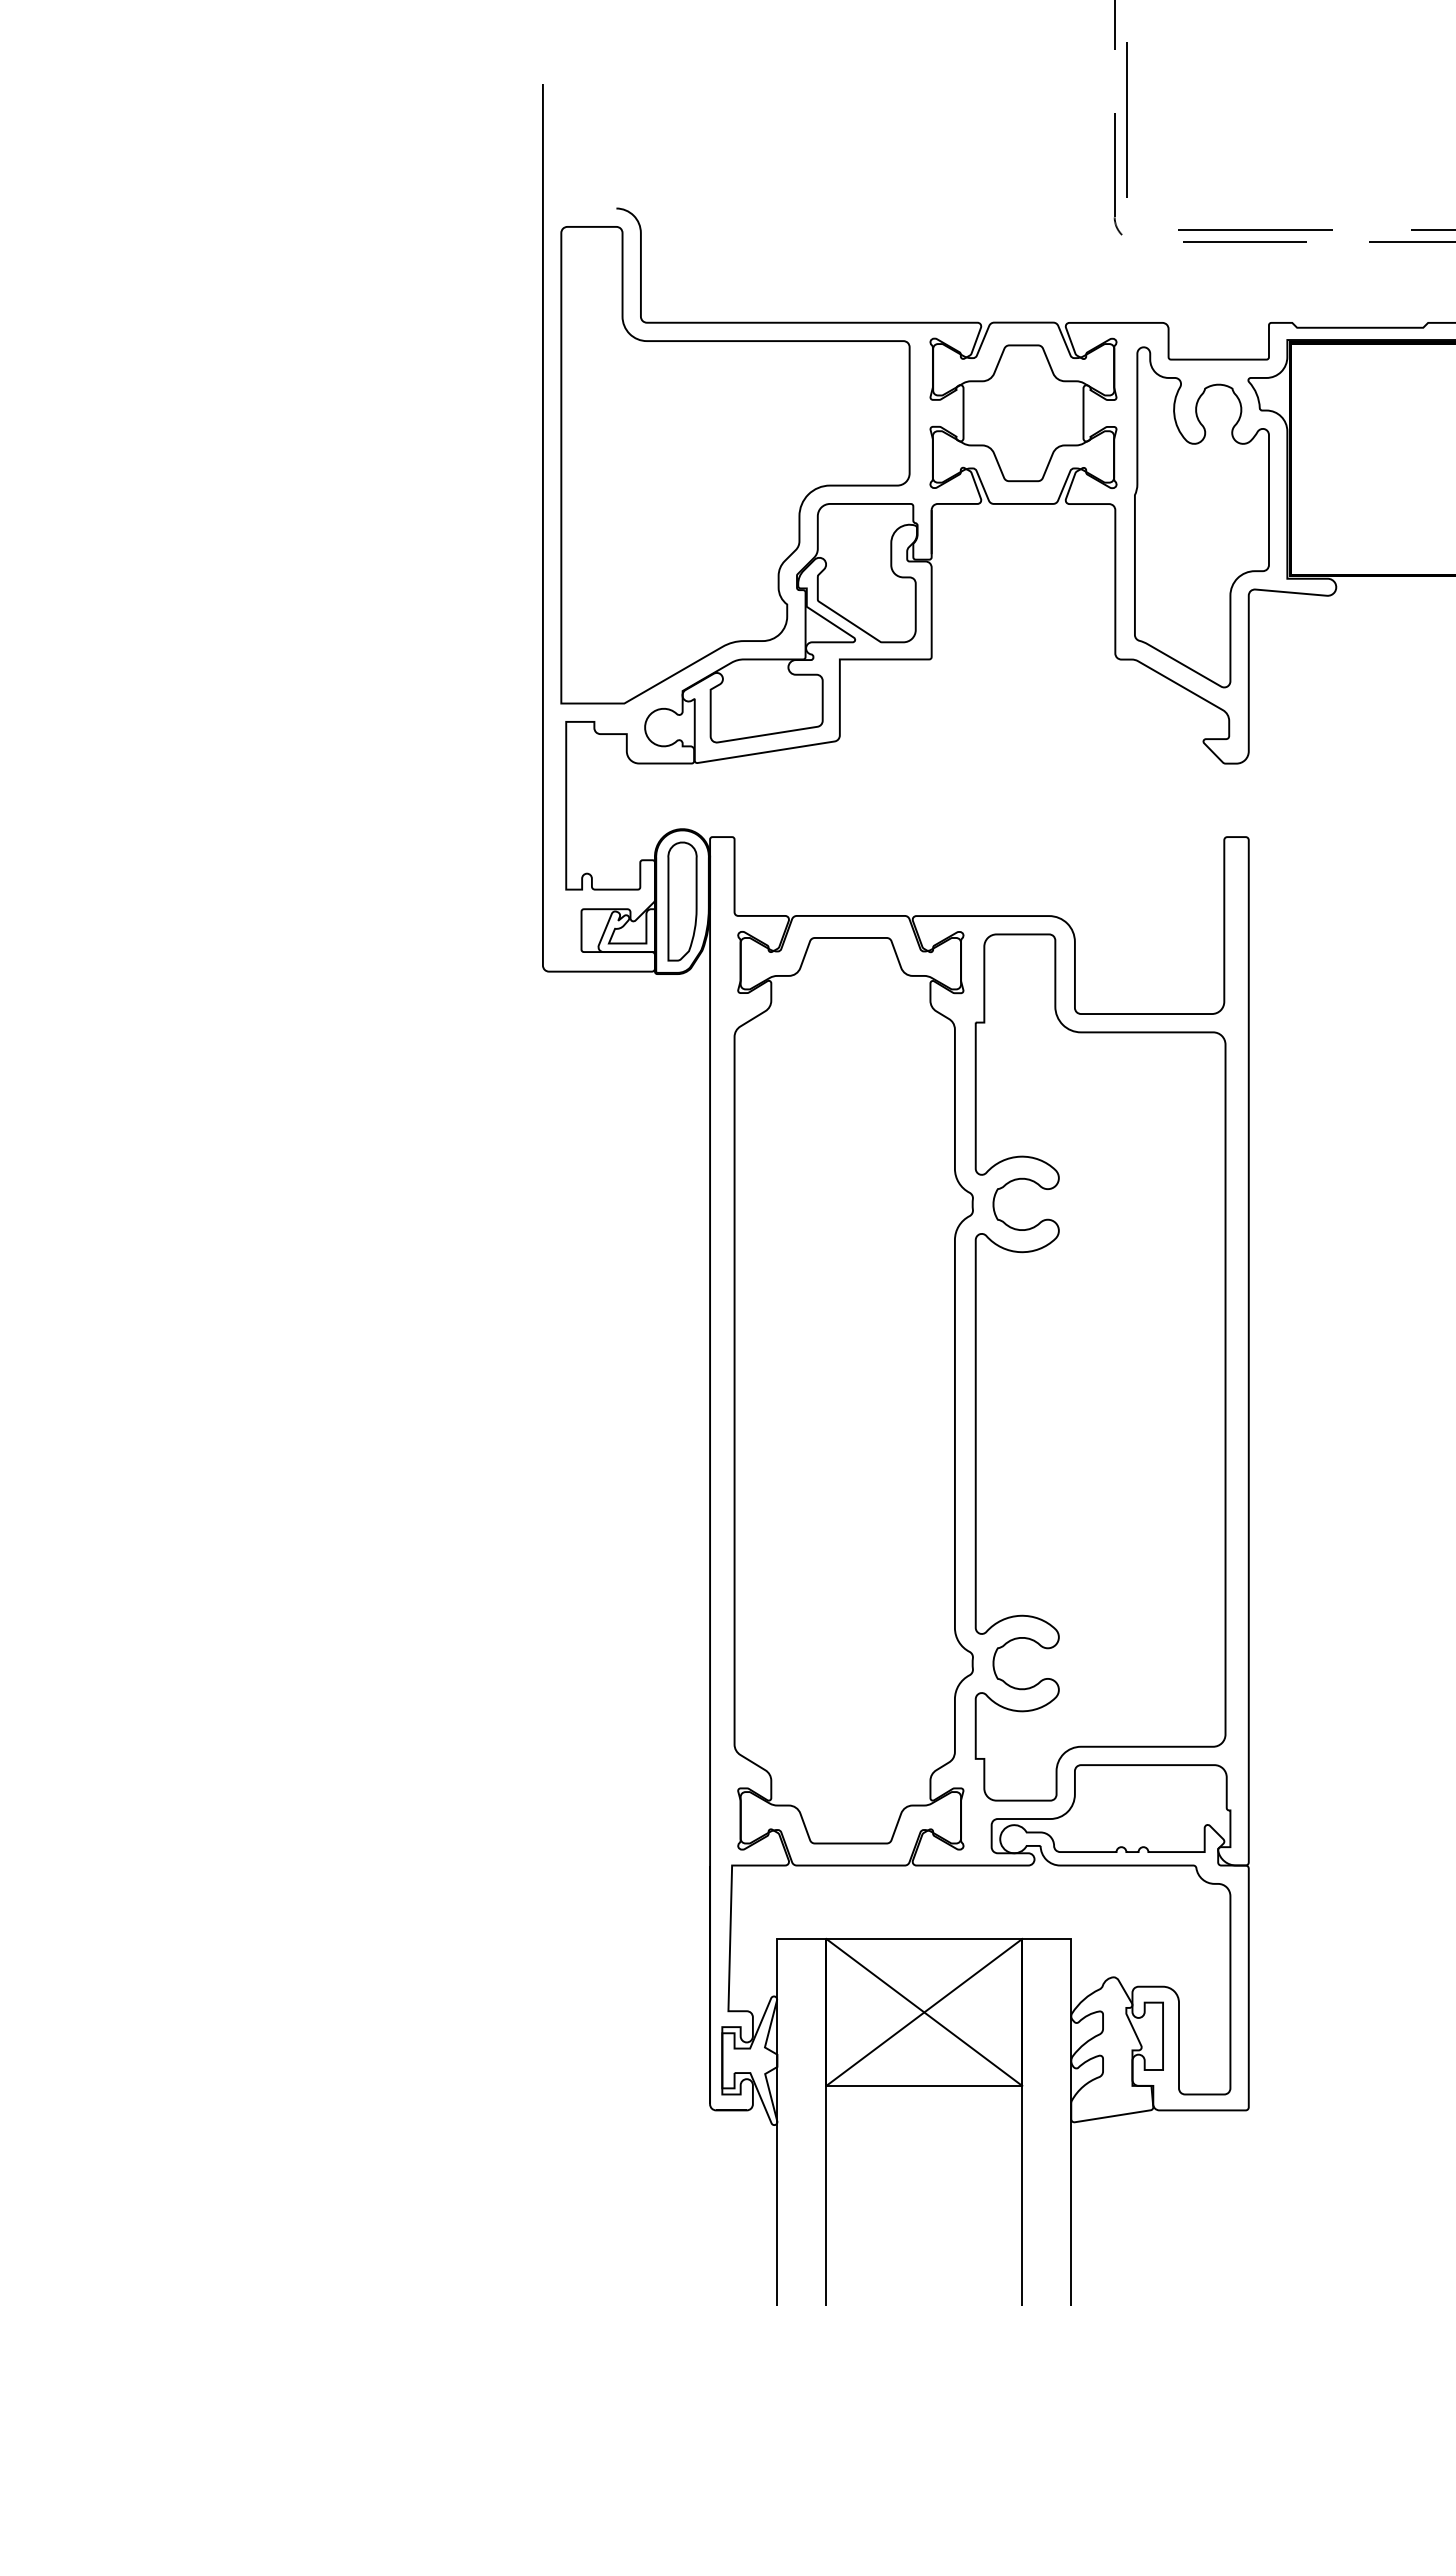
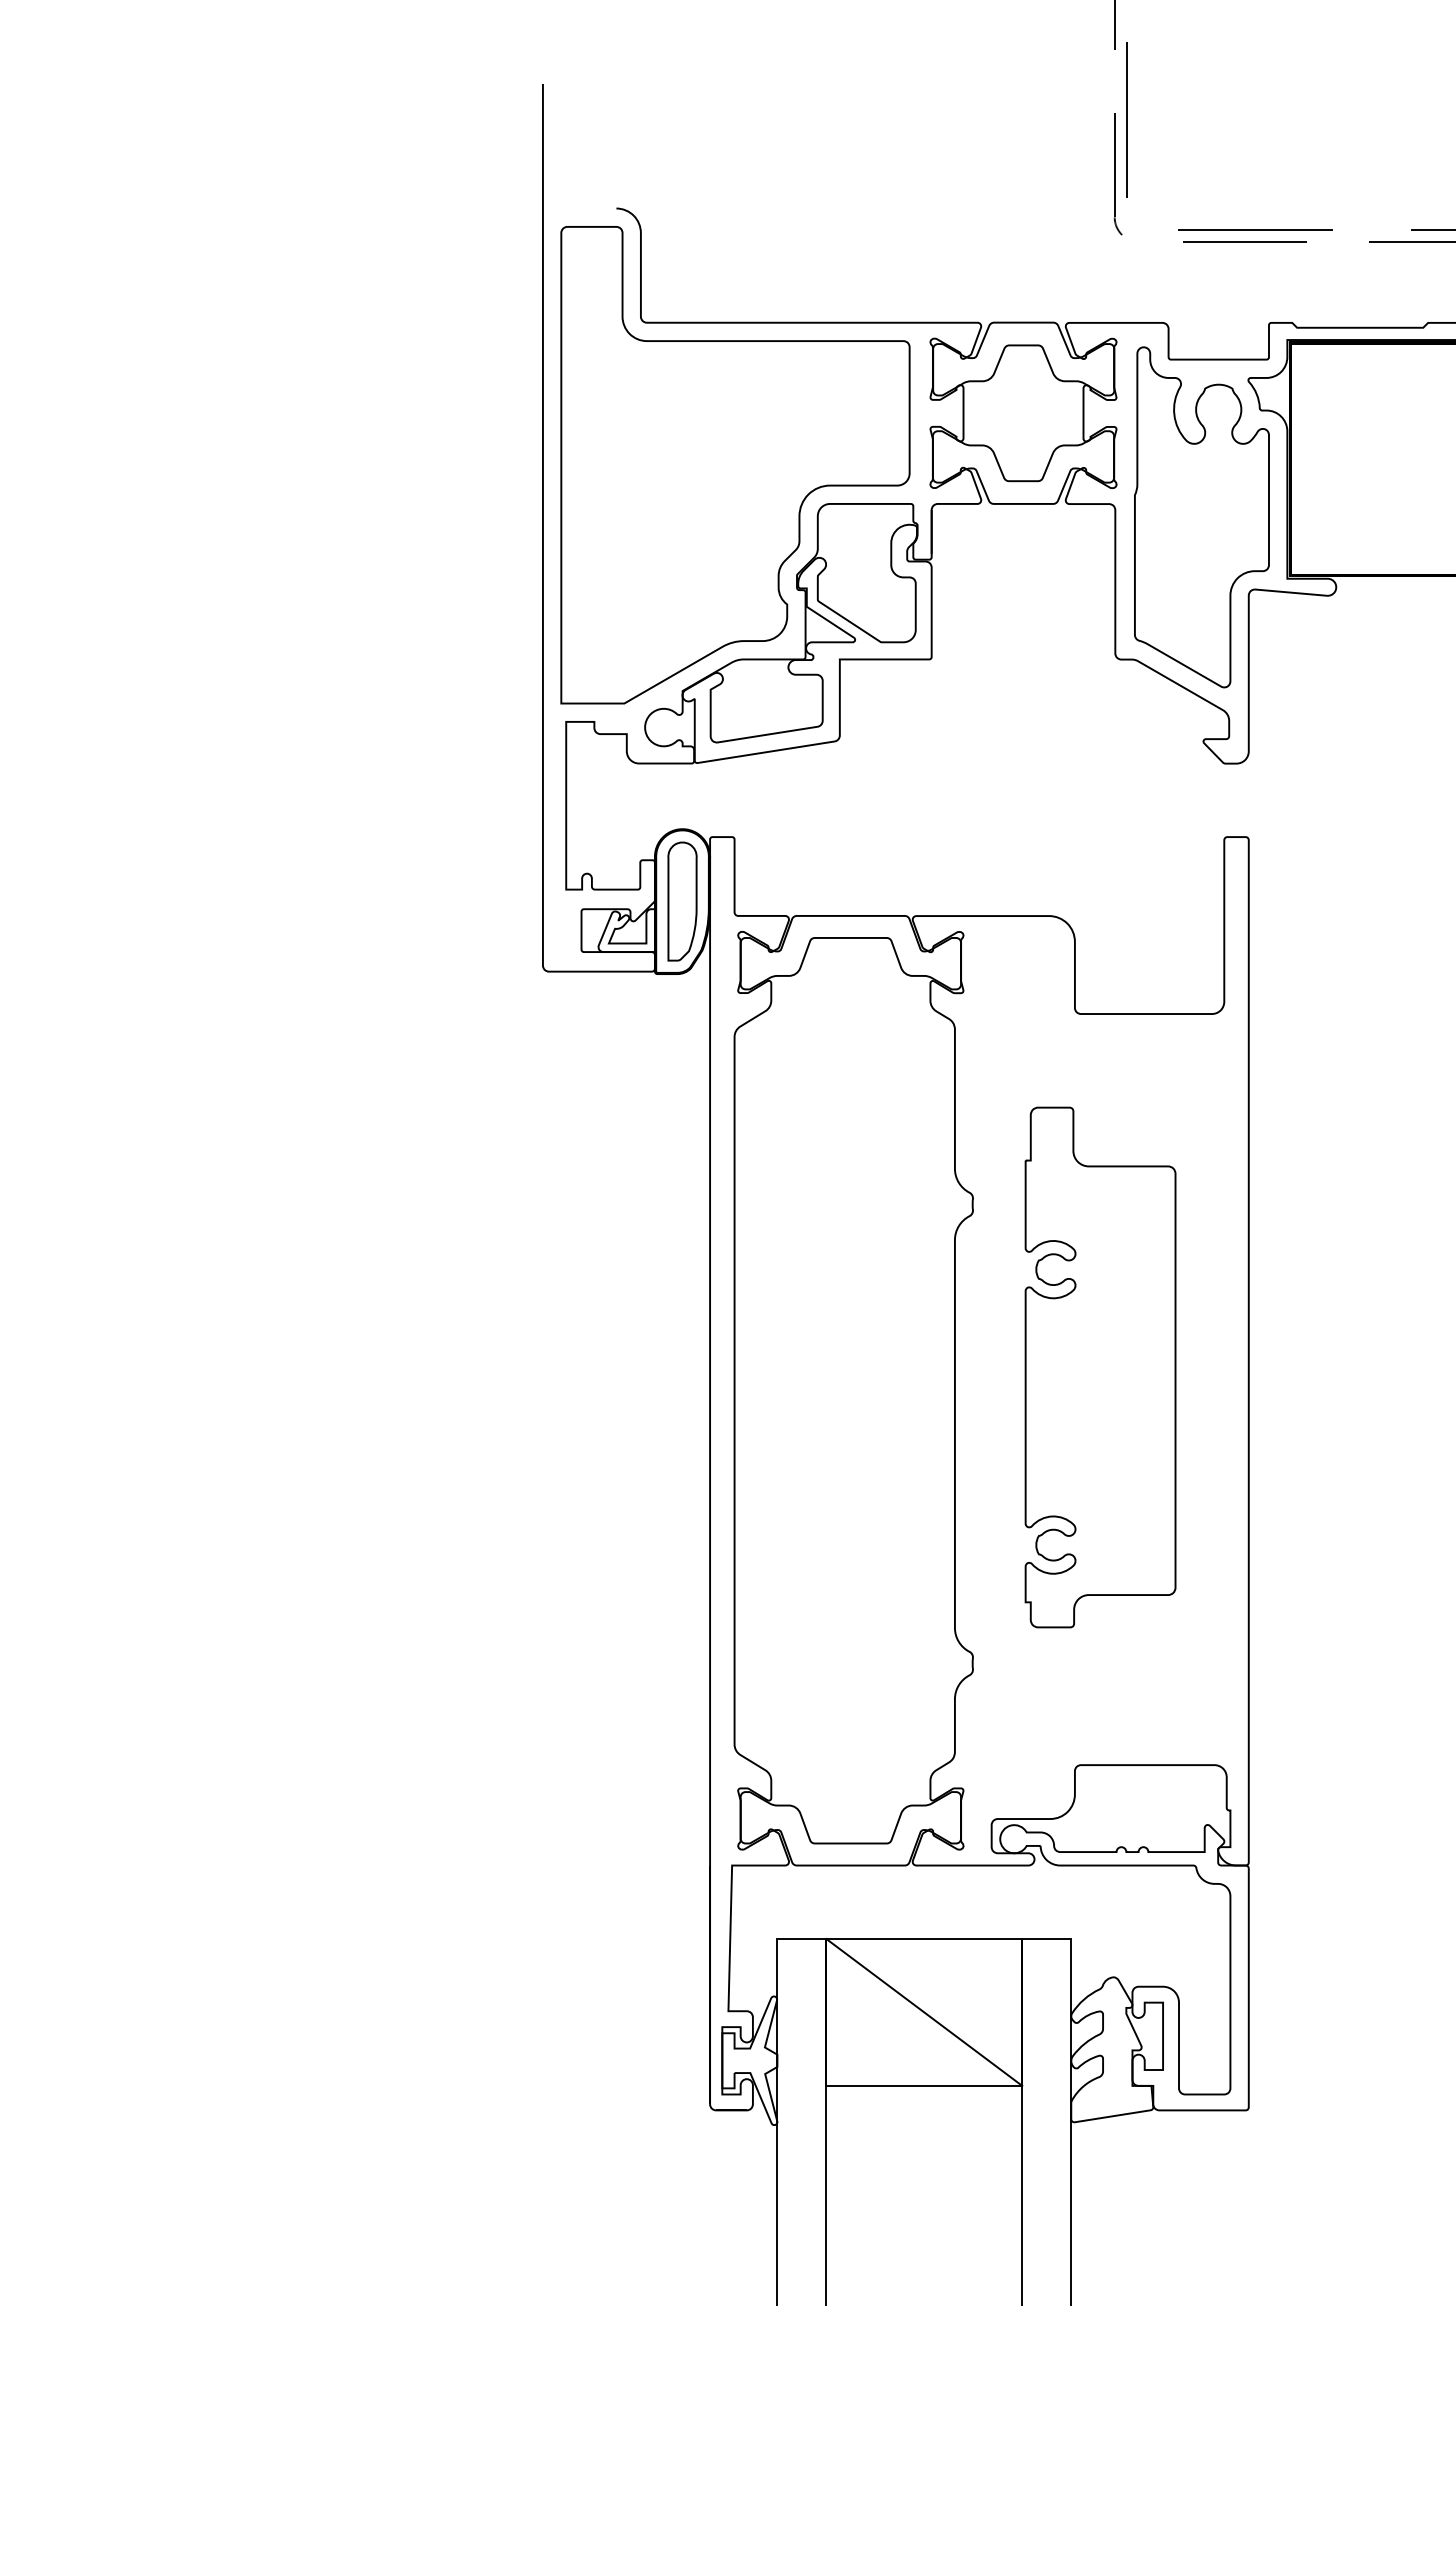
part size: 253x869 px -> 153x523 px (1100, 1367)
line: present -> none (924, 2011)
